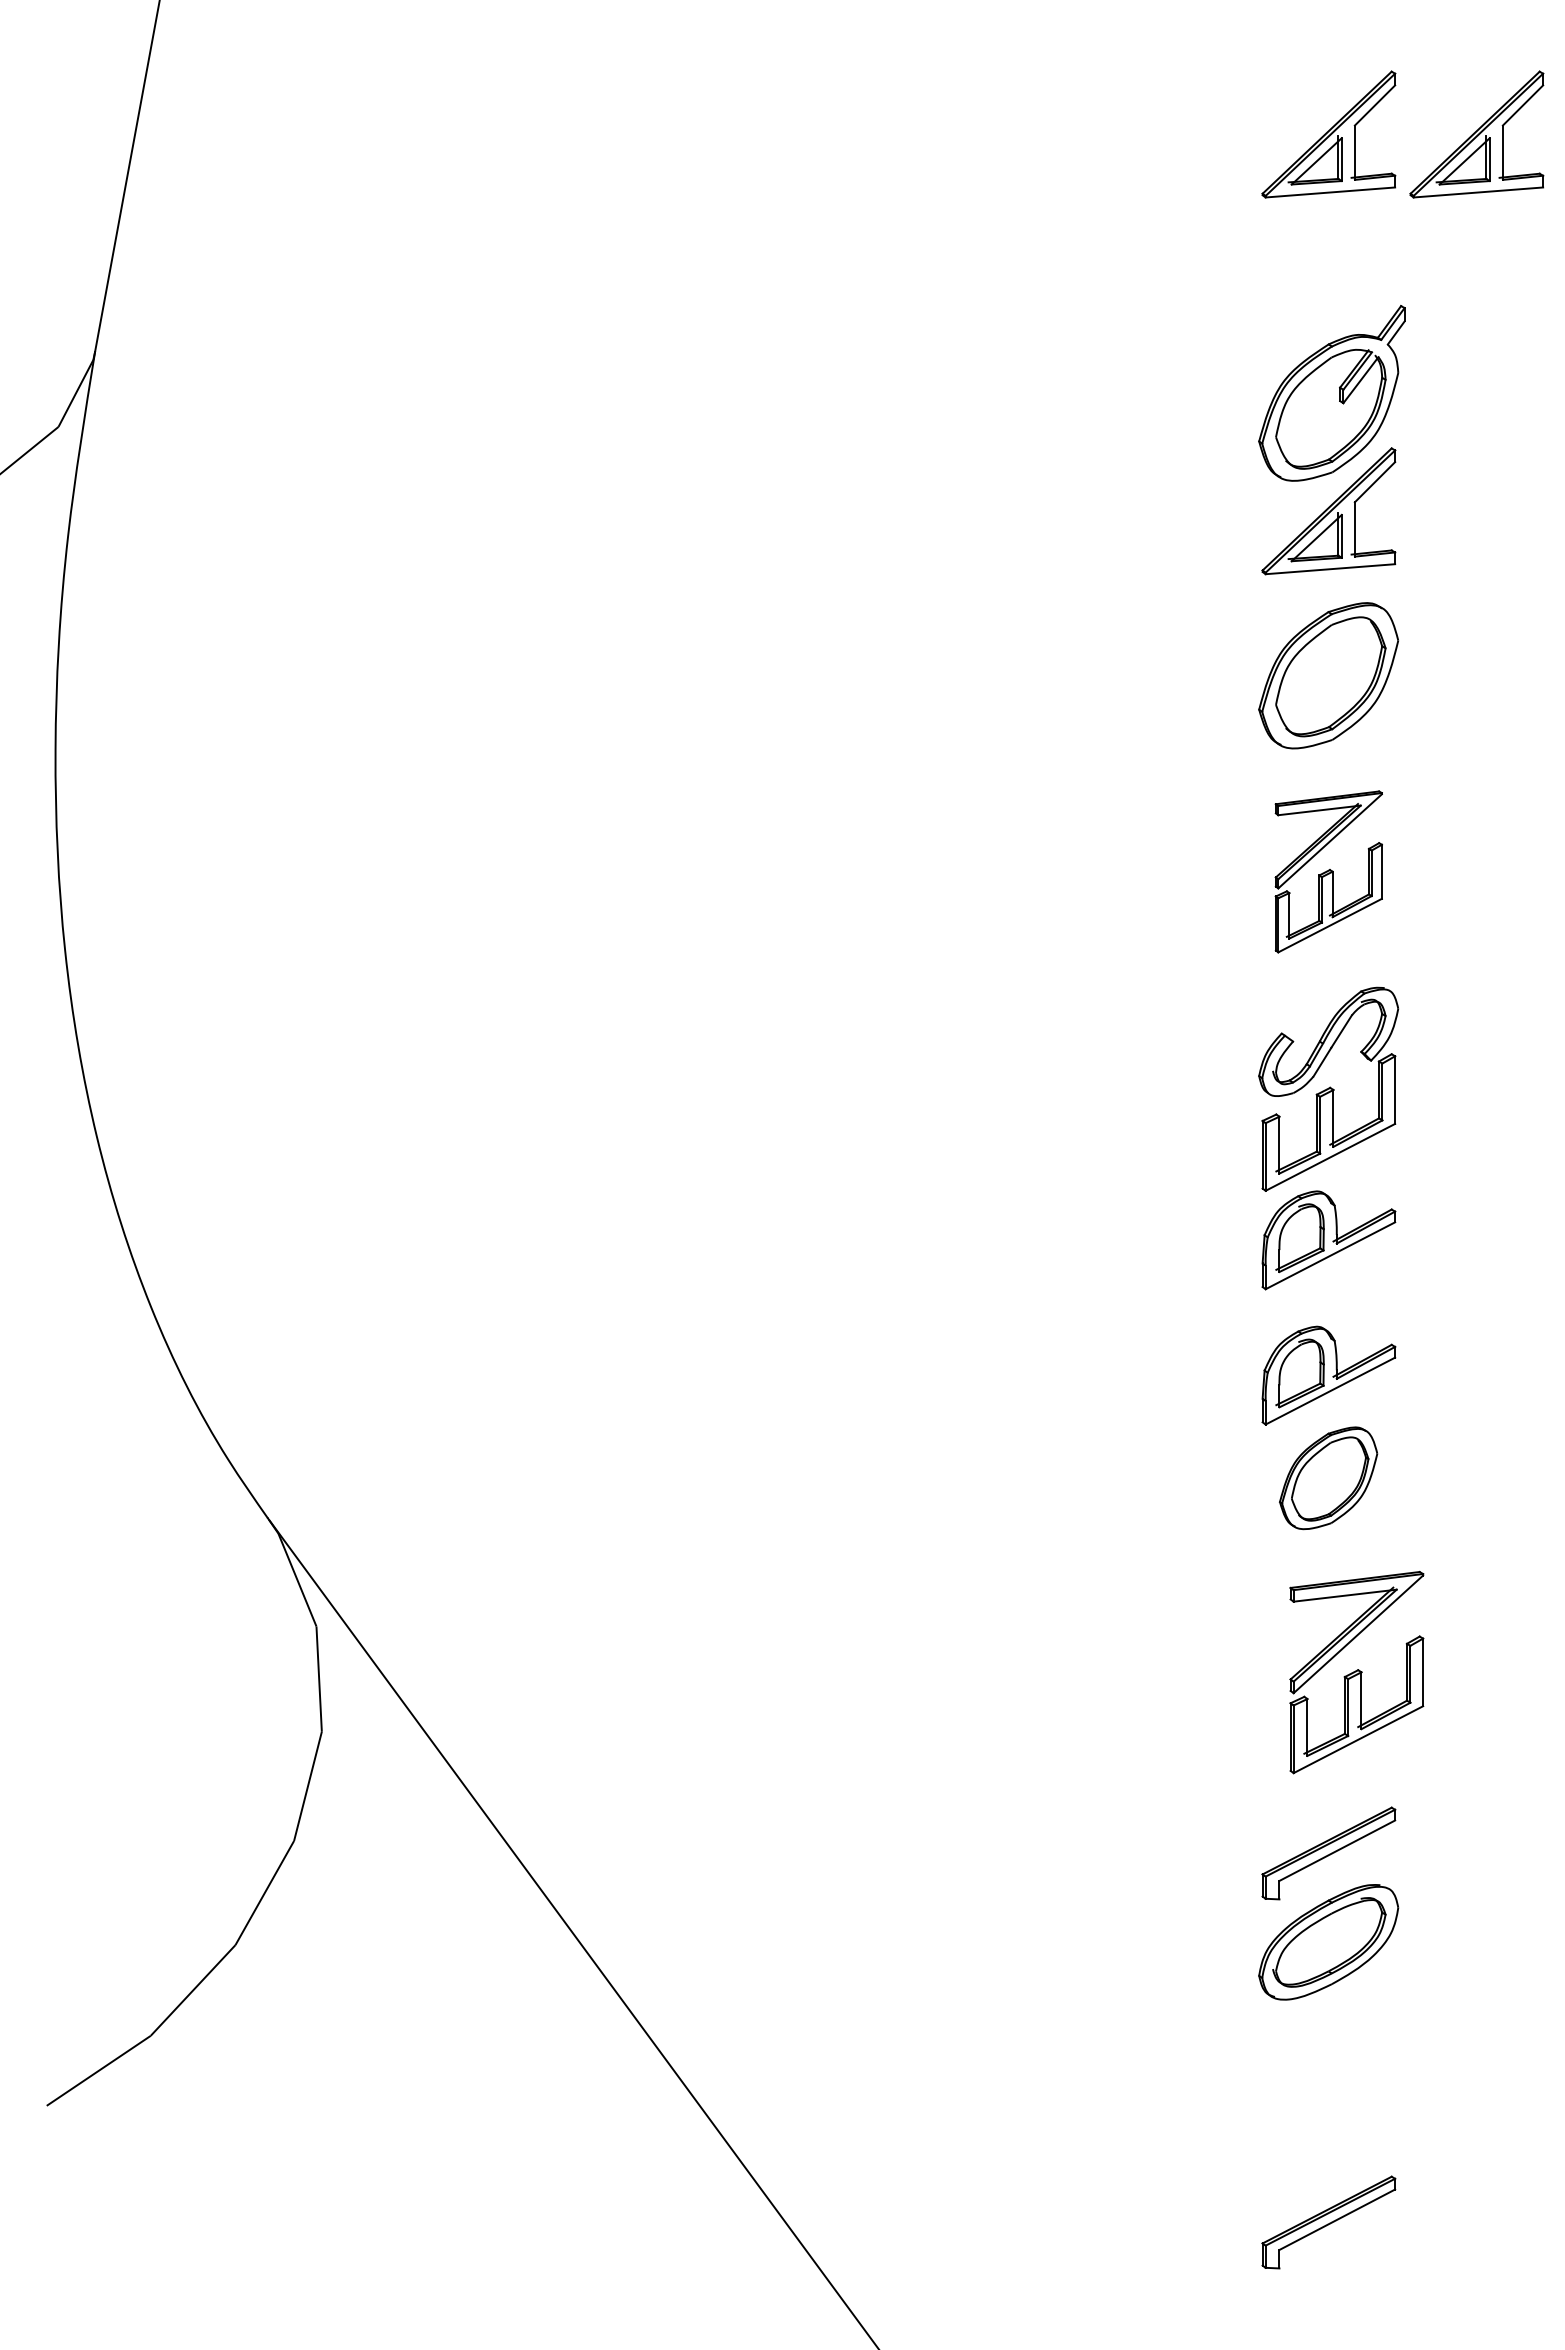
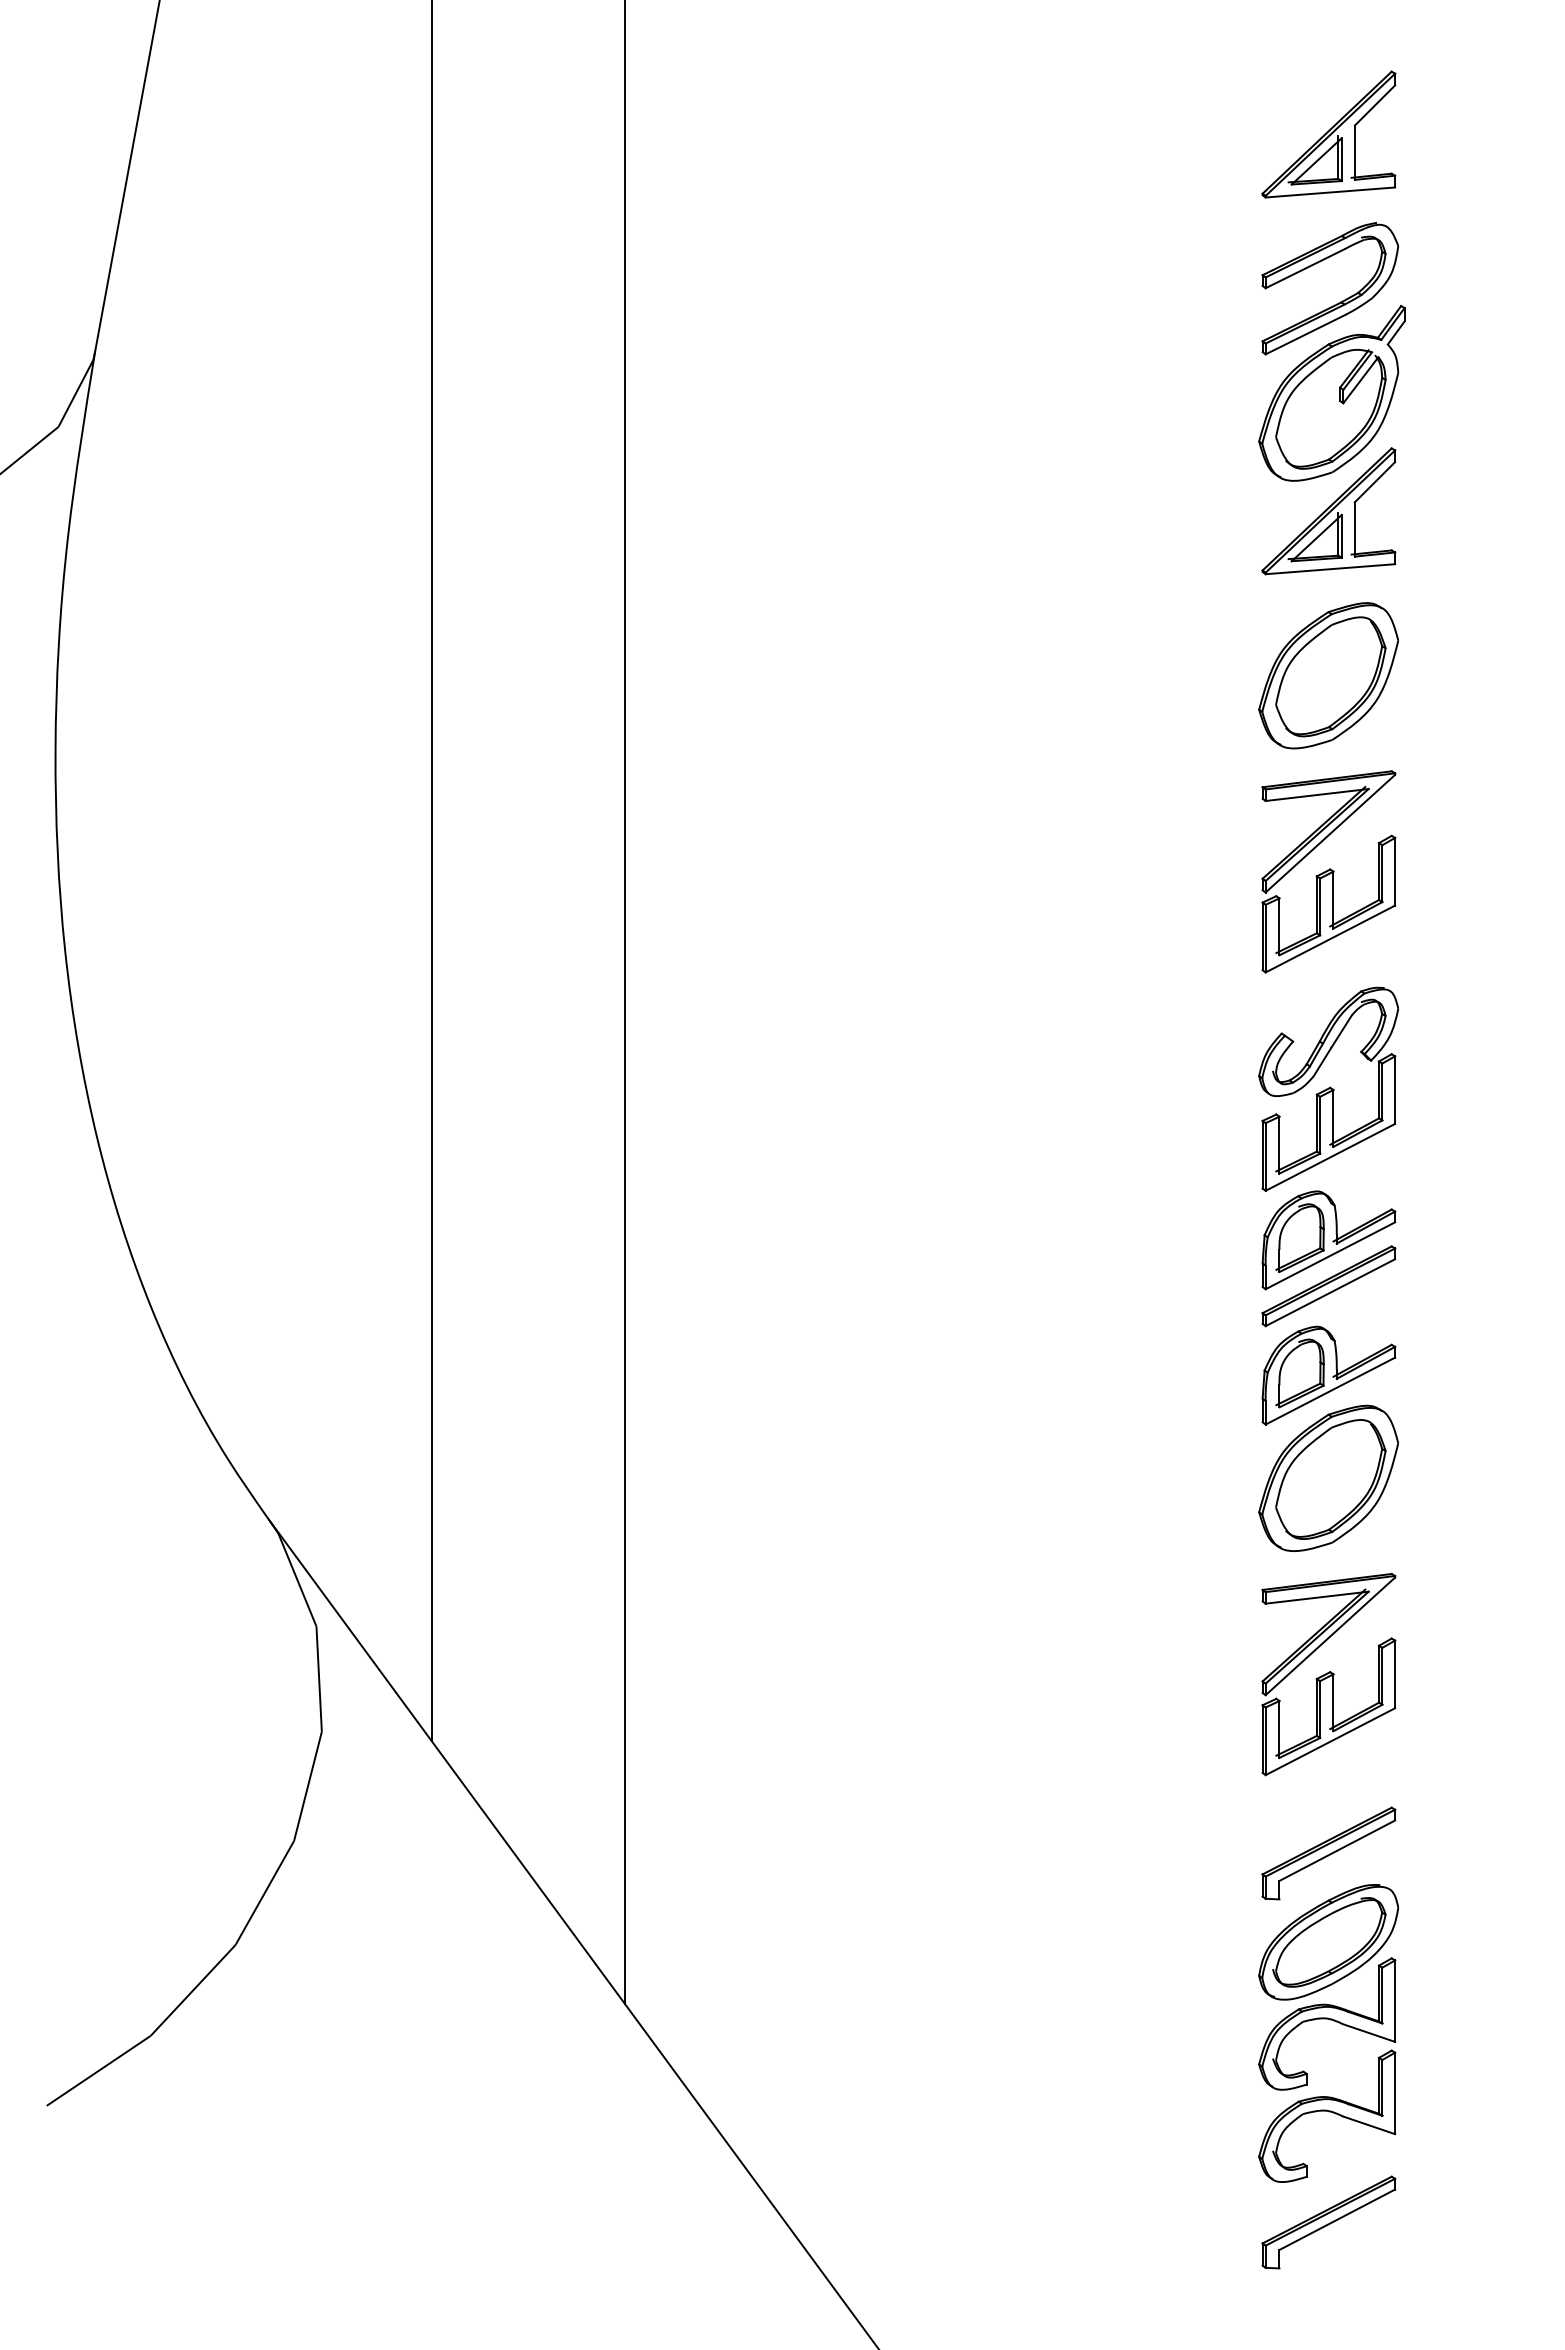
part: present -> none (1476, 134)
part: none -> present (1338, 302)
line: none -> present (431, 871)
part size: 109x164 px -> 136x204 px (1328, 871)
line: none -> present (625, 1003)
part: none -> present (1328, 1286)
part size: 100x105 px -> 141x148 px (1328, 1477)
part position: (1356, 1672) -> (1328, 1674) (1328, 1674)
part: none -> present (1307, 2073)
